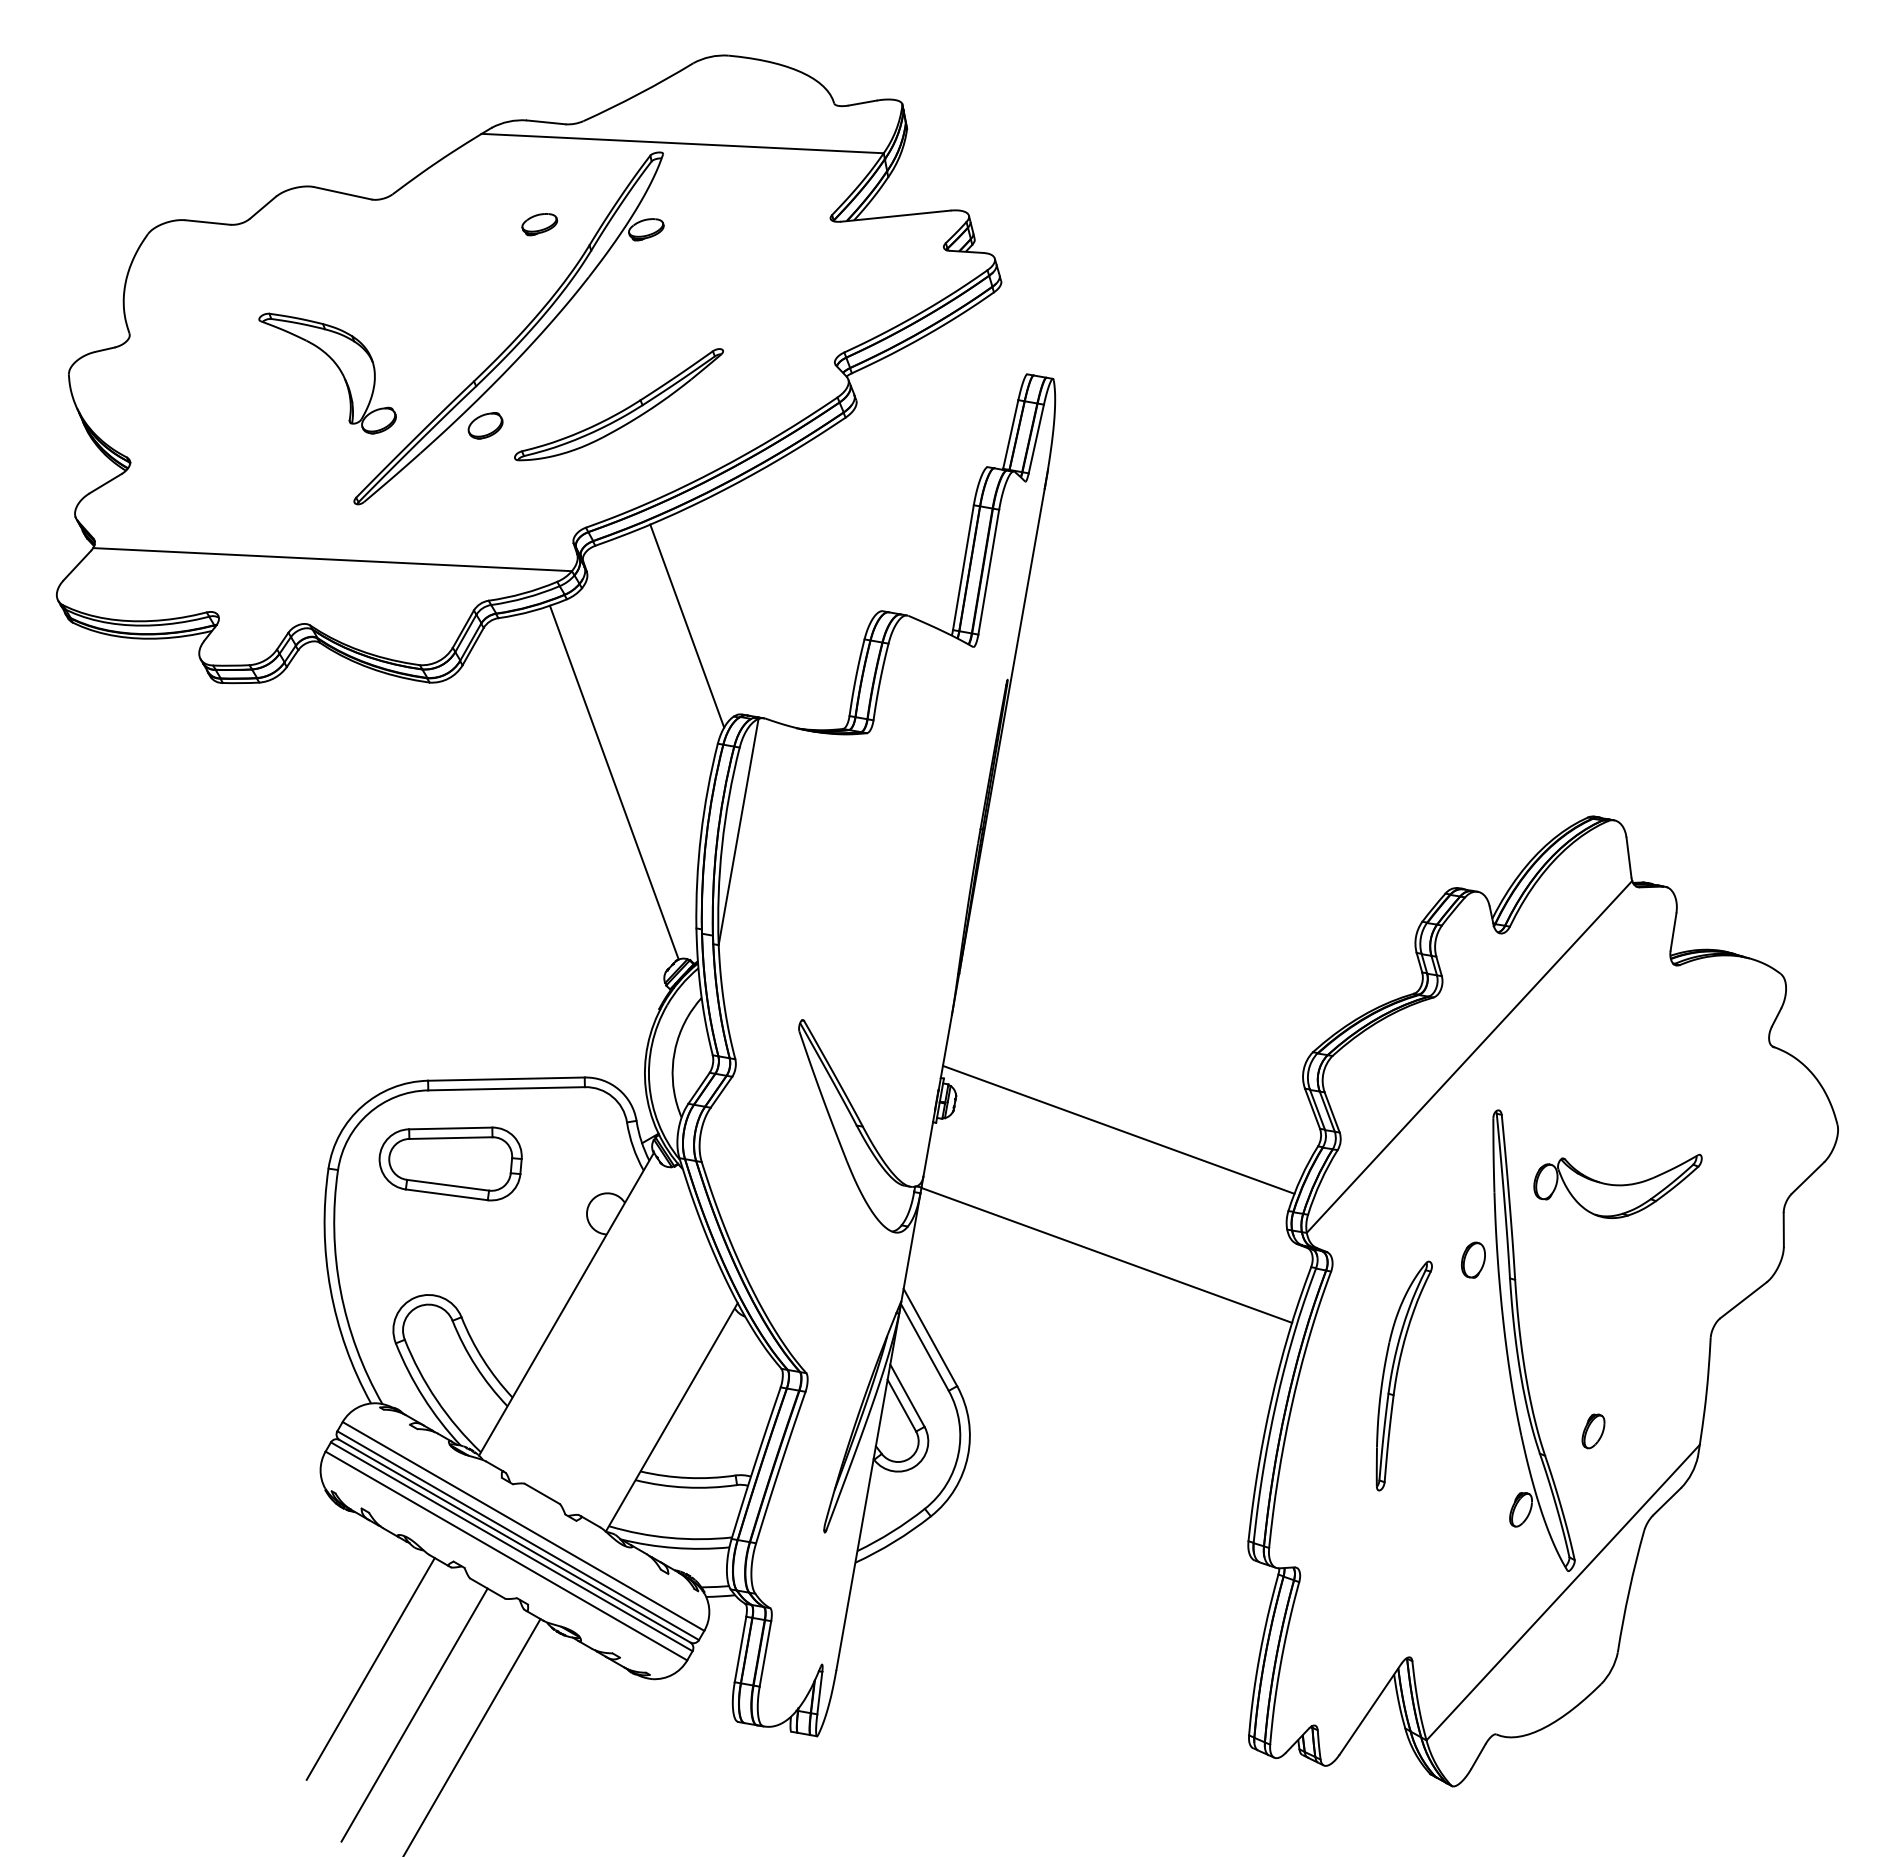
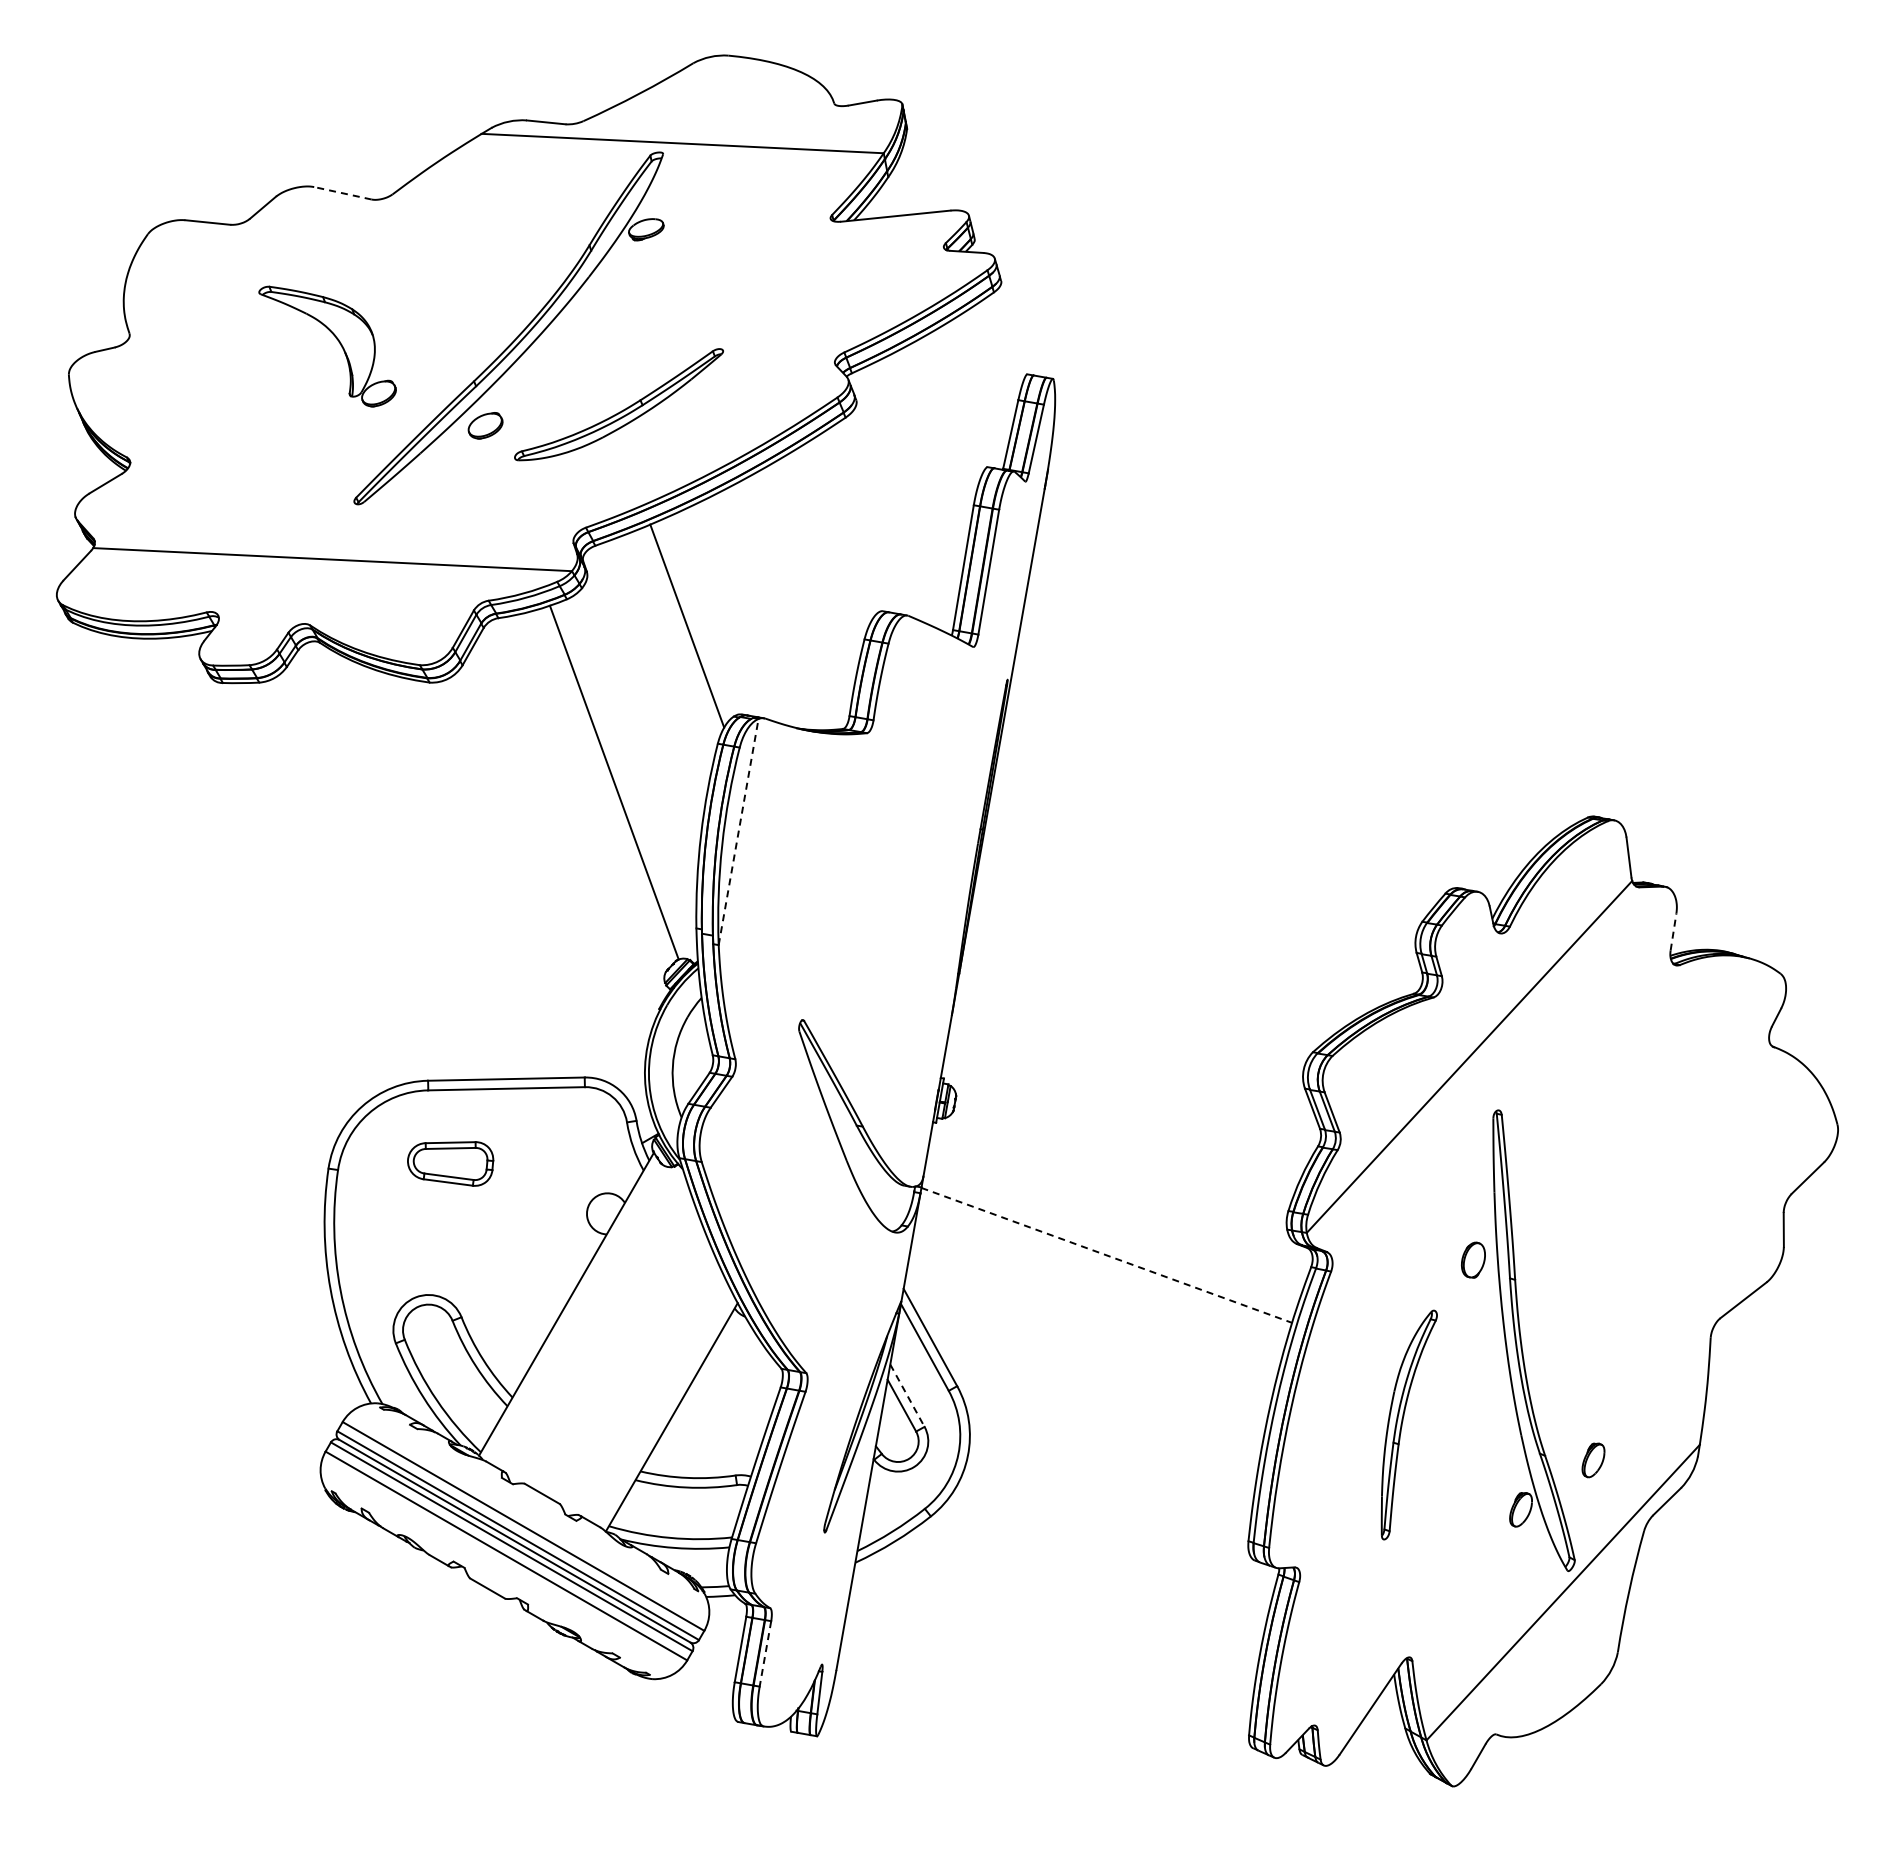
line: solid -> dashed (342, 193)
part: present -> none (539, 224)
part position: (335, 365) -> (335, 338) (335, 338)
line: solid -> dashed (738, 832)
line: solid -> dashed (1673, 932)
line: present -> none (1118, 1129)
part size: 145x76 px -> 88x46 px (450, 1163)
part: present -> none (1617, 1185)
line: solid -> dashed (1107, 1255)
part position: (1403, 1375) -> (1408, 1424) (1408, 1424)
line: solid -> dashed (907, 1395)
part position: (1593, 1431) -> (1593, 1460) (1593, 1460)
line: solid -> dashed (765, 1654)
line: present -> none (370, 1668)
line: present -> none (414, 1714)
line: present -> none (472, 1736)
